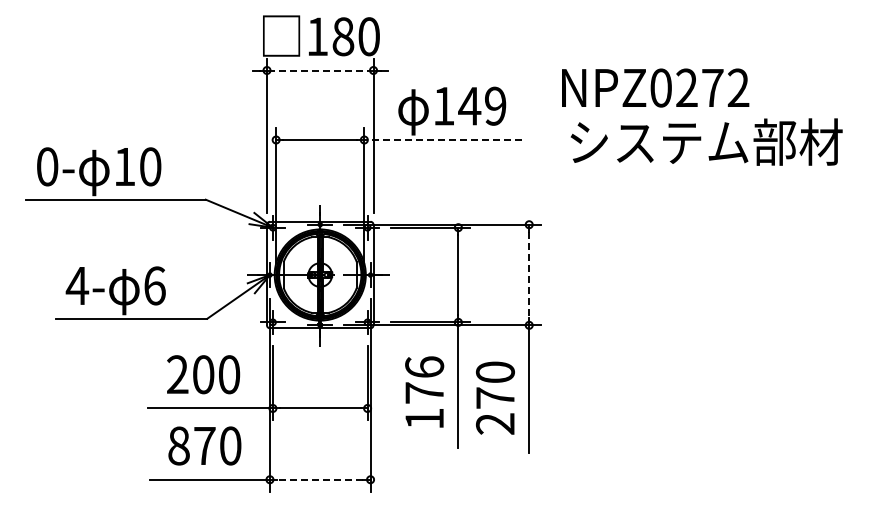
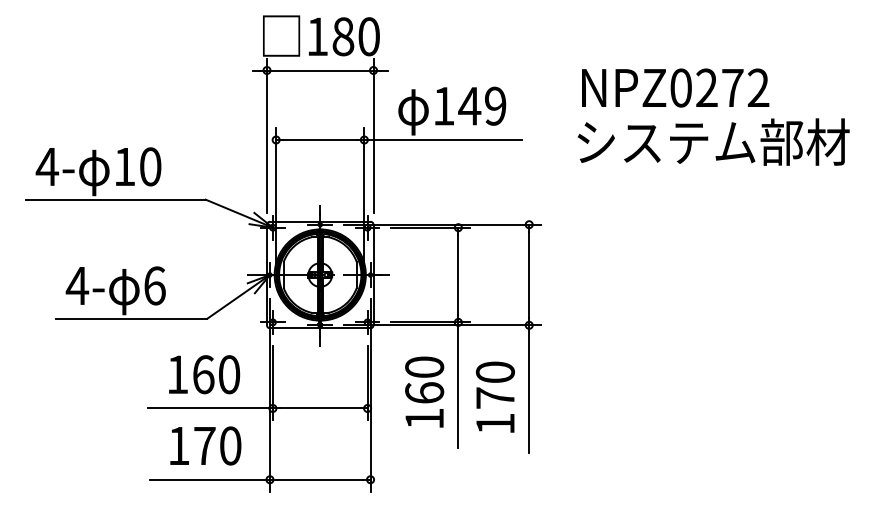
line: dashed -> solid (319, 70)
text position: (655, 87) -> (675, 87) (675, 87)
line: dashed -> solid (443, 140)
text position: (706, 141) -> (713, 141) (713, 141)
text: 0- -> 4- (47, 166)
line: dashed -> solid (529, 275)
text: 200 -> 160 (190, 374)
text: 176 -> 160 (424, 379)
text: 270 -> 170 (494, 423)
text: 870 -> 170 (178, 445)
line: dashed -> solid (319, 479)
